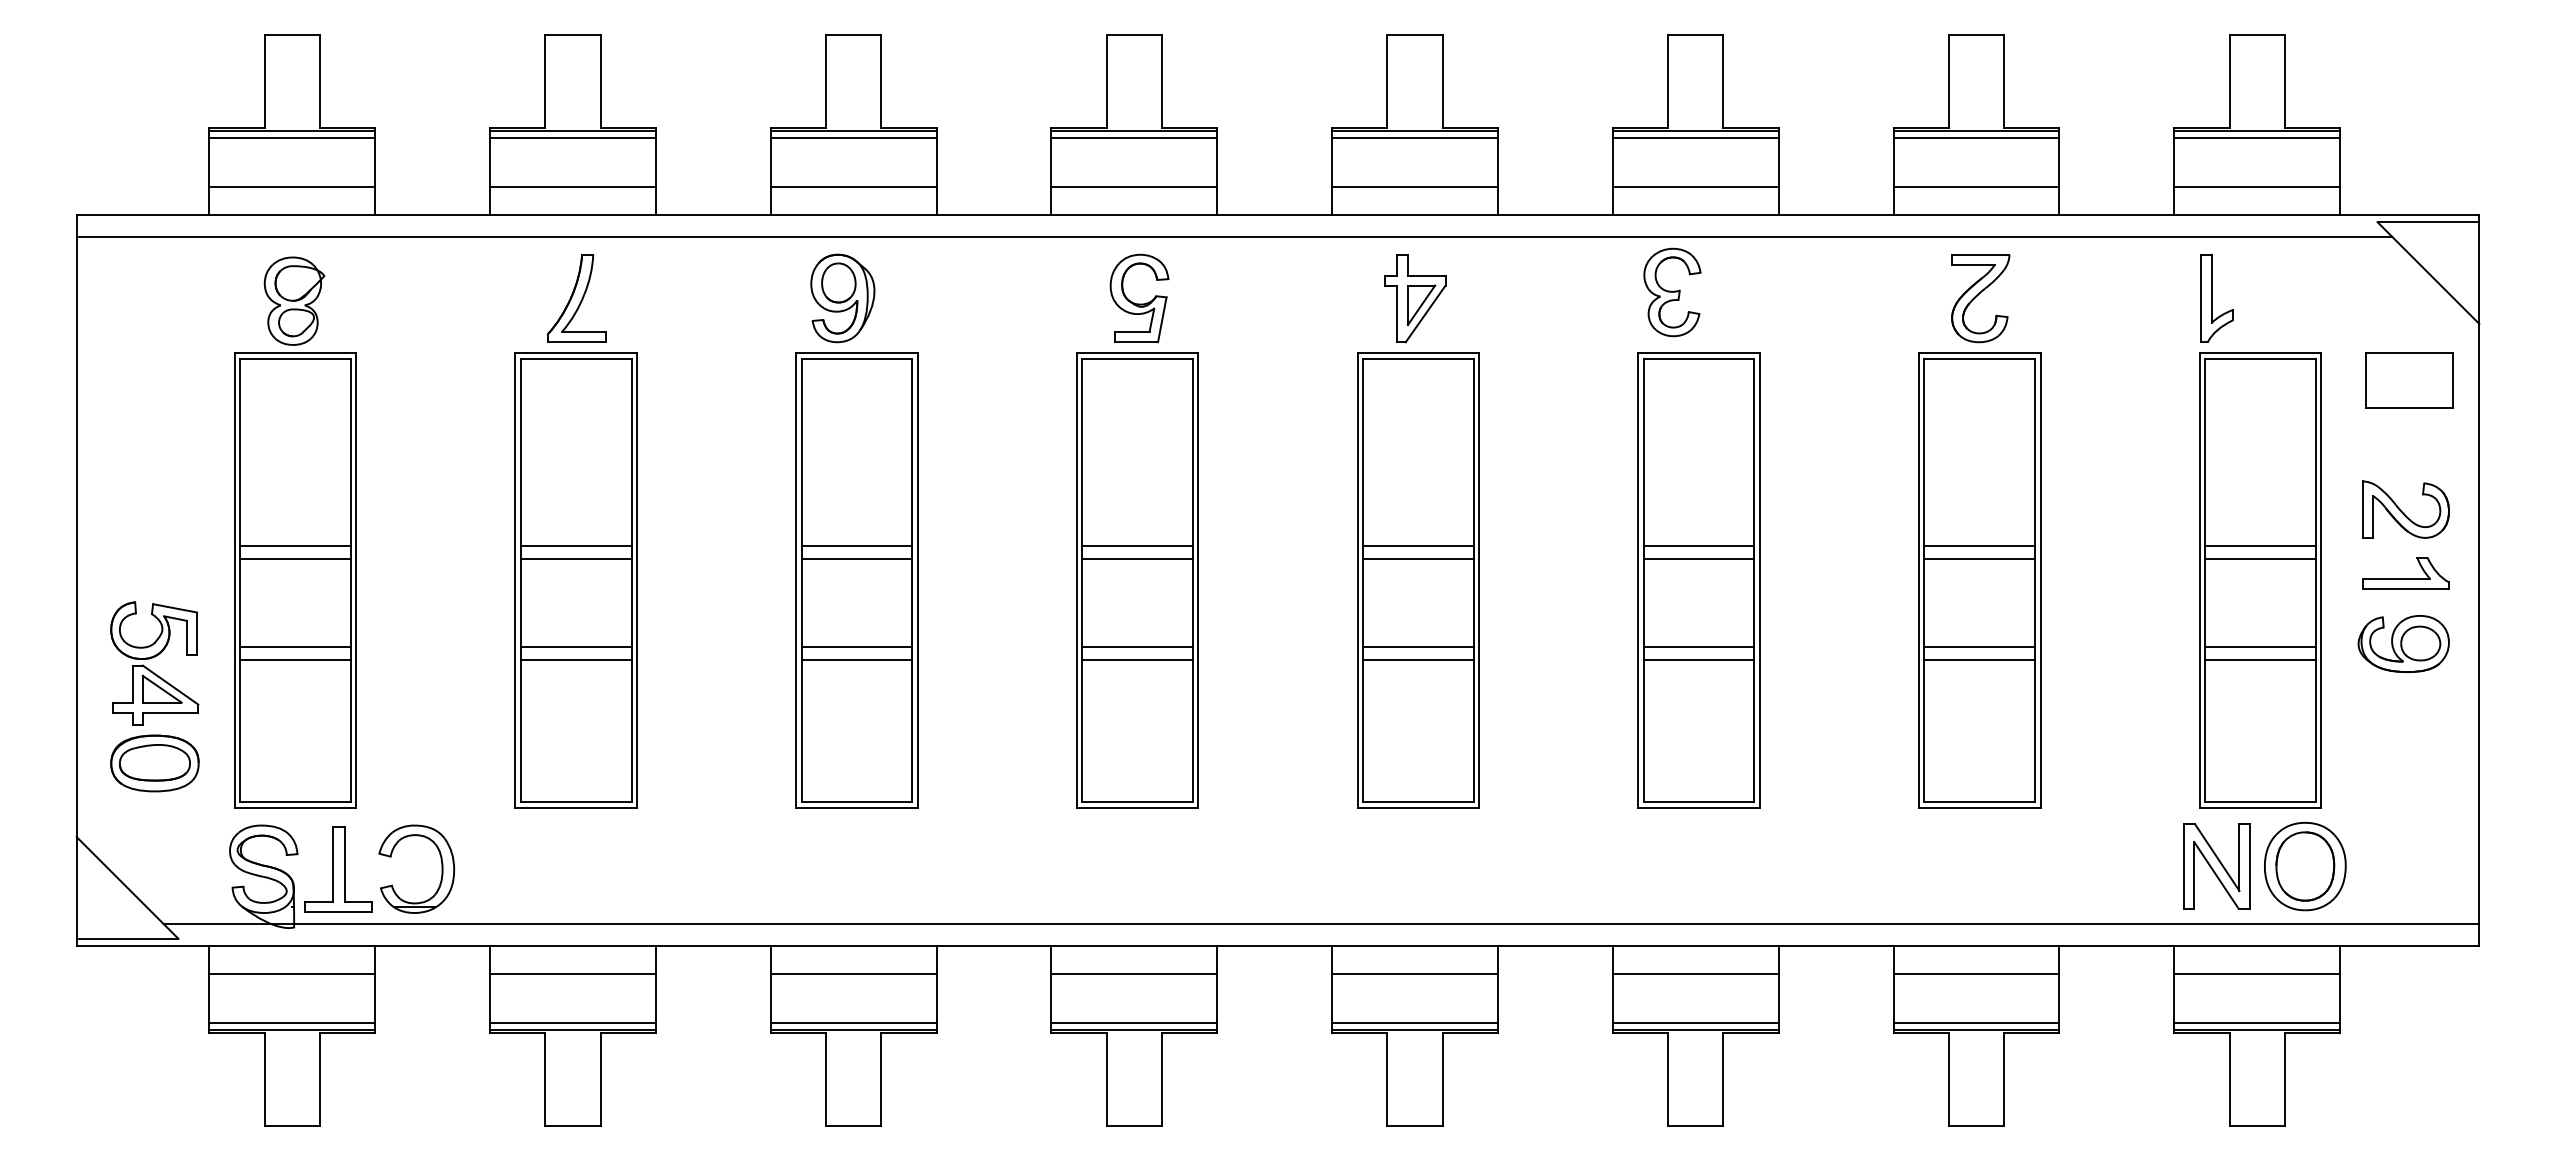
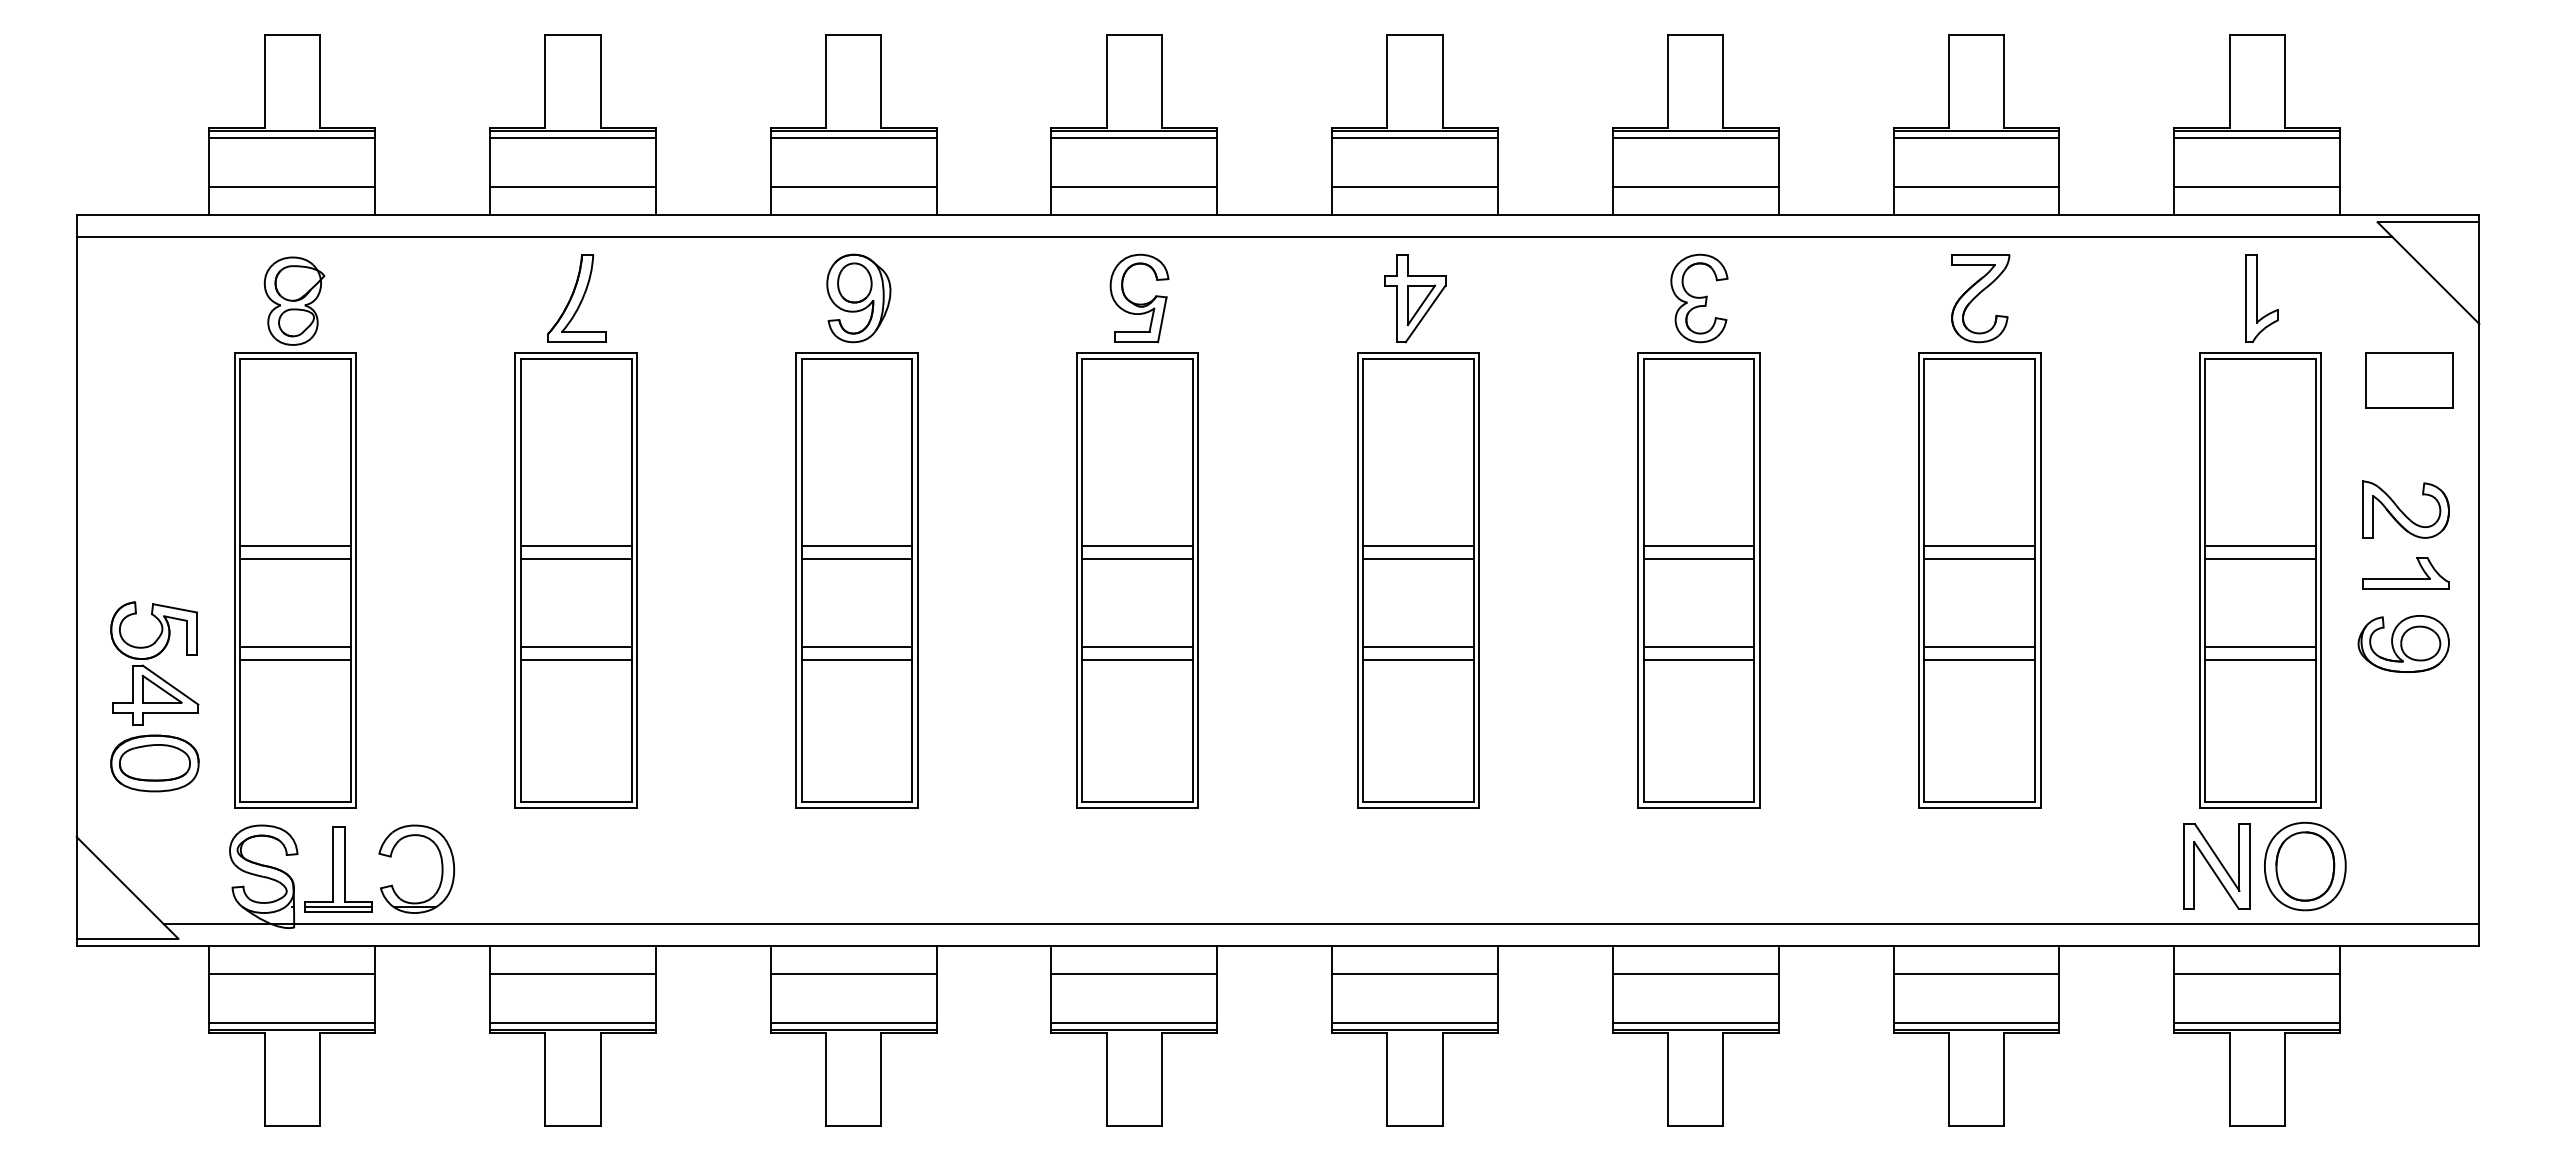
part position: (1672, 292) -> (1699, 298) (1699, 298)
part position: (842, 298) -> (858, 298) (858, 298)
part position: (2216, 298) -> (2261, 298) (2261, 298)
line: none -> present (338, 907)
